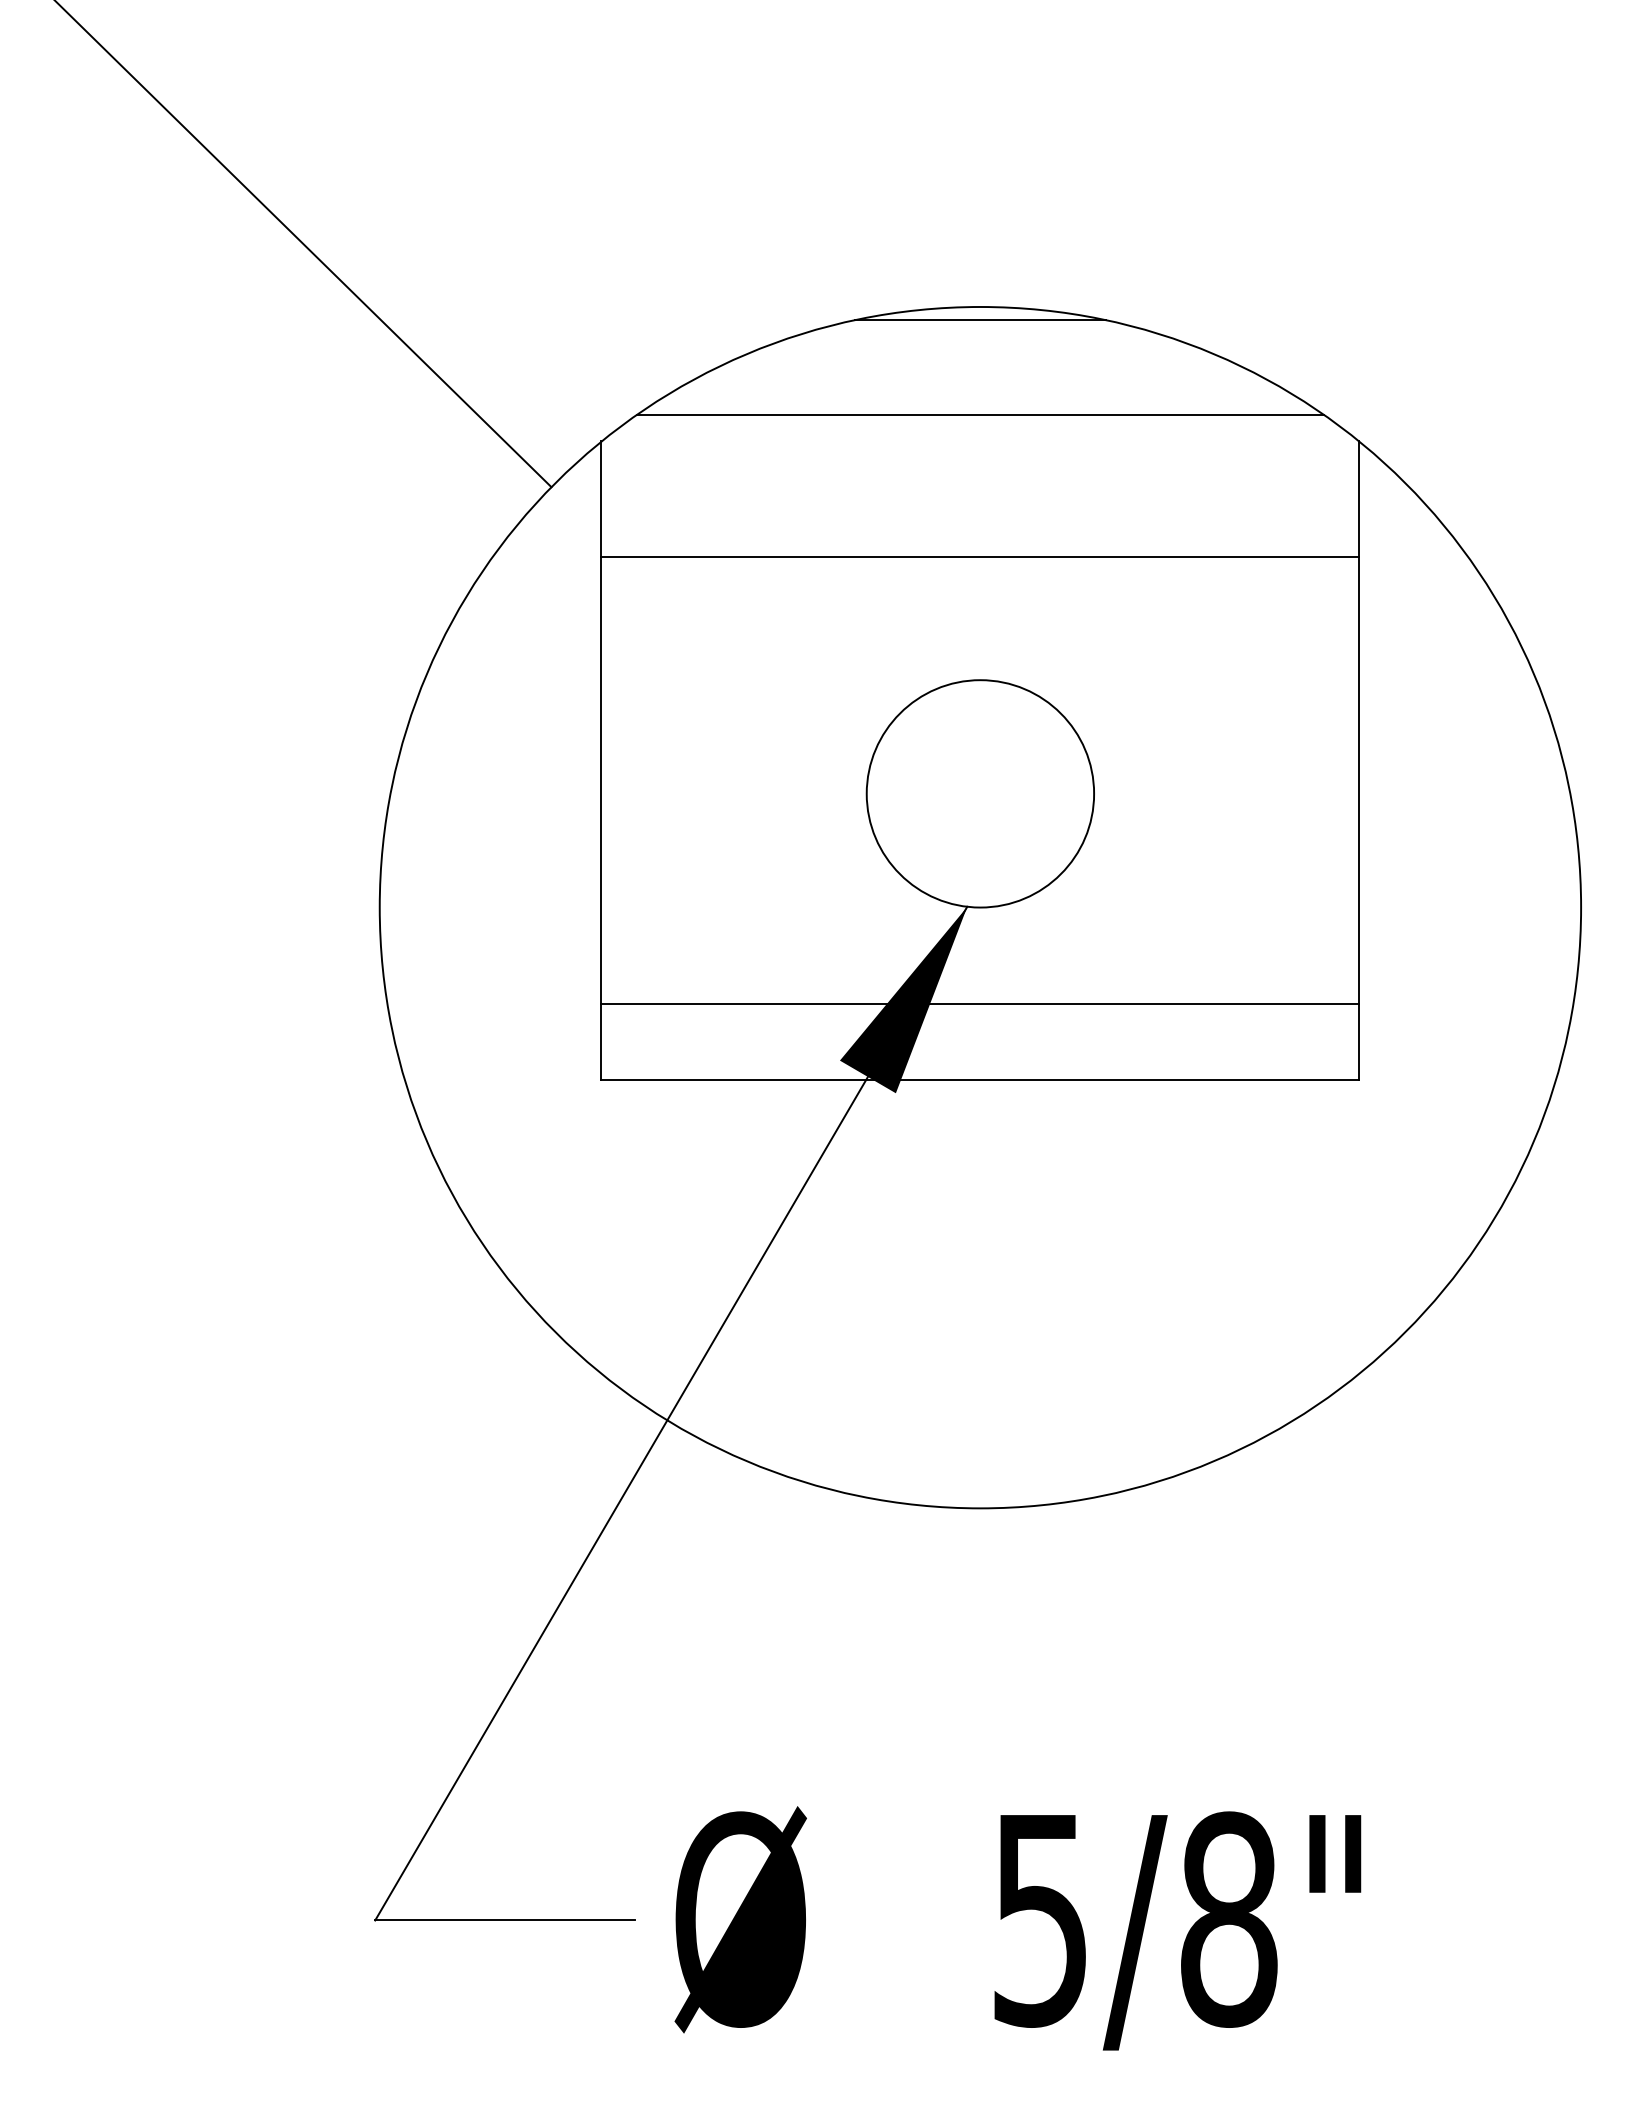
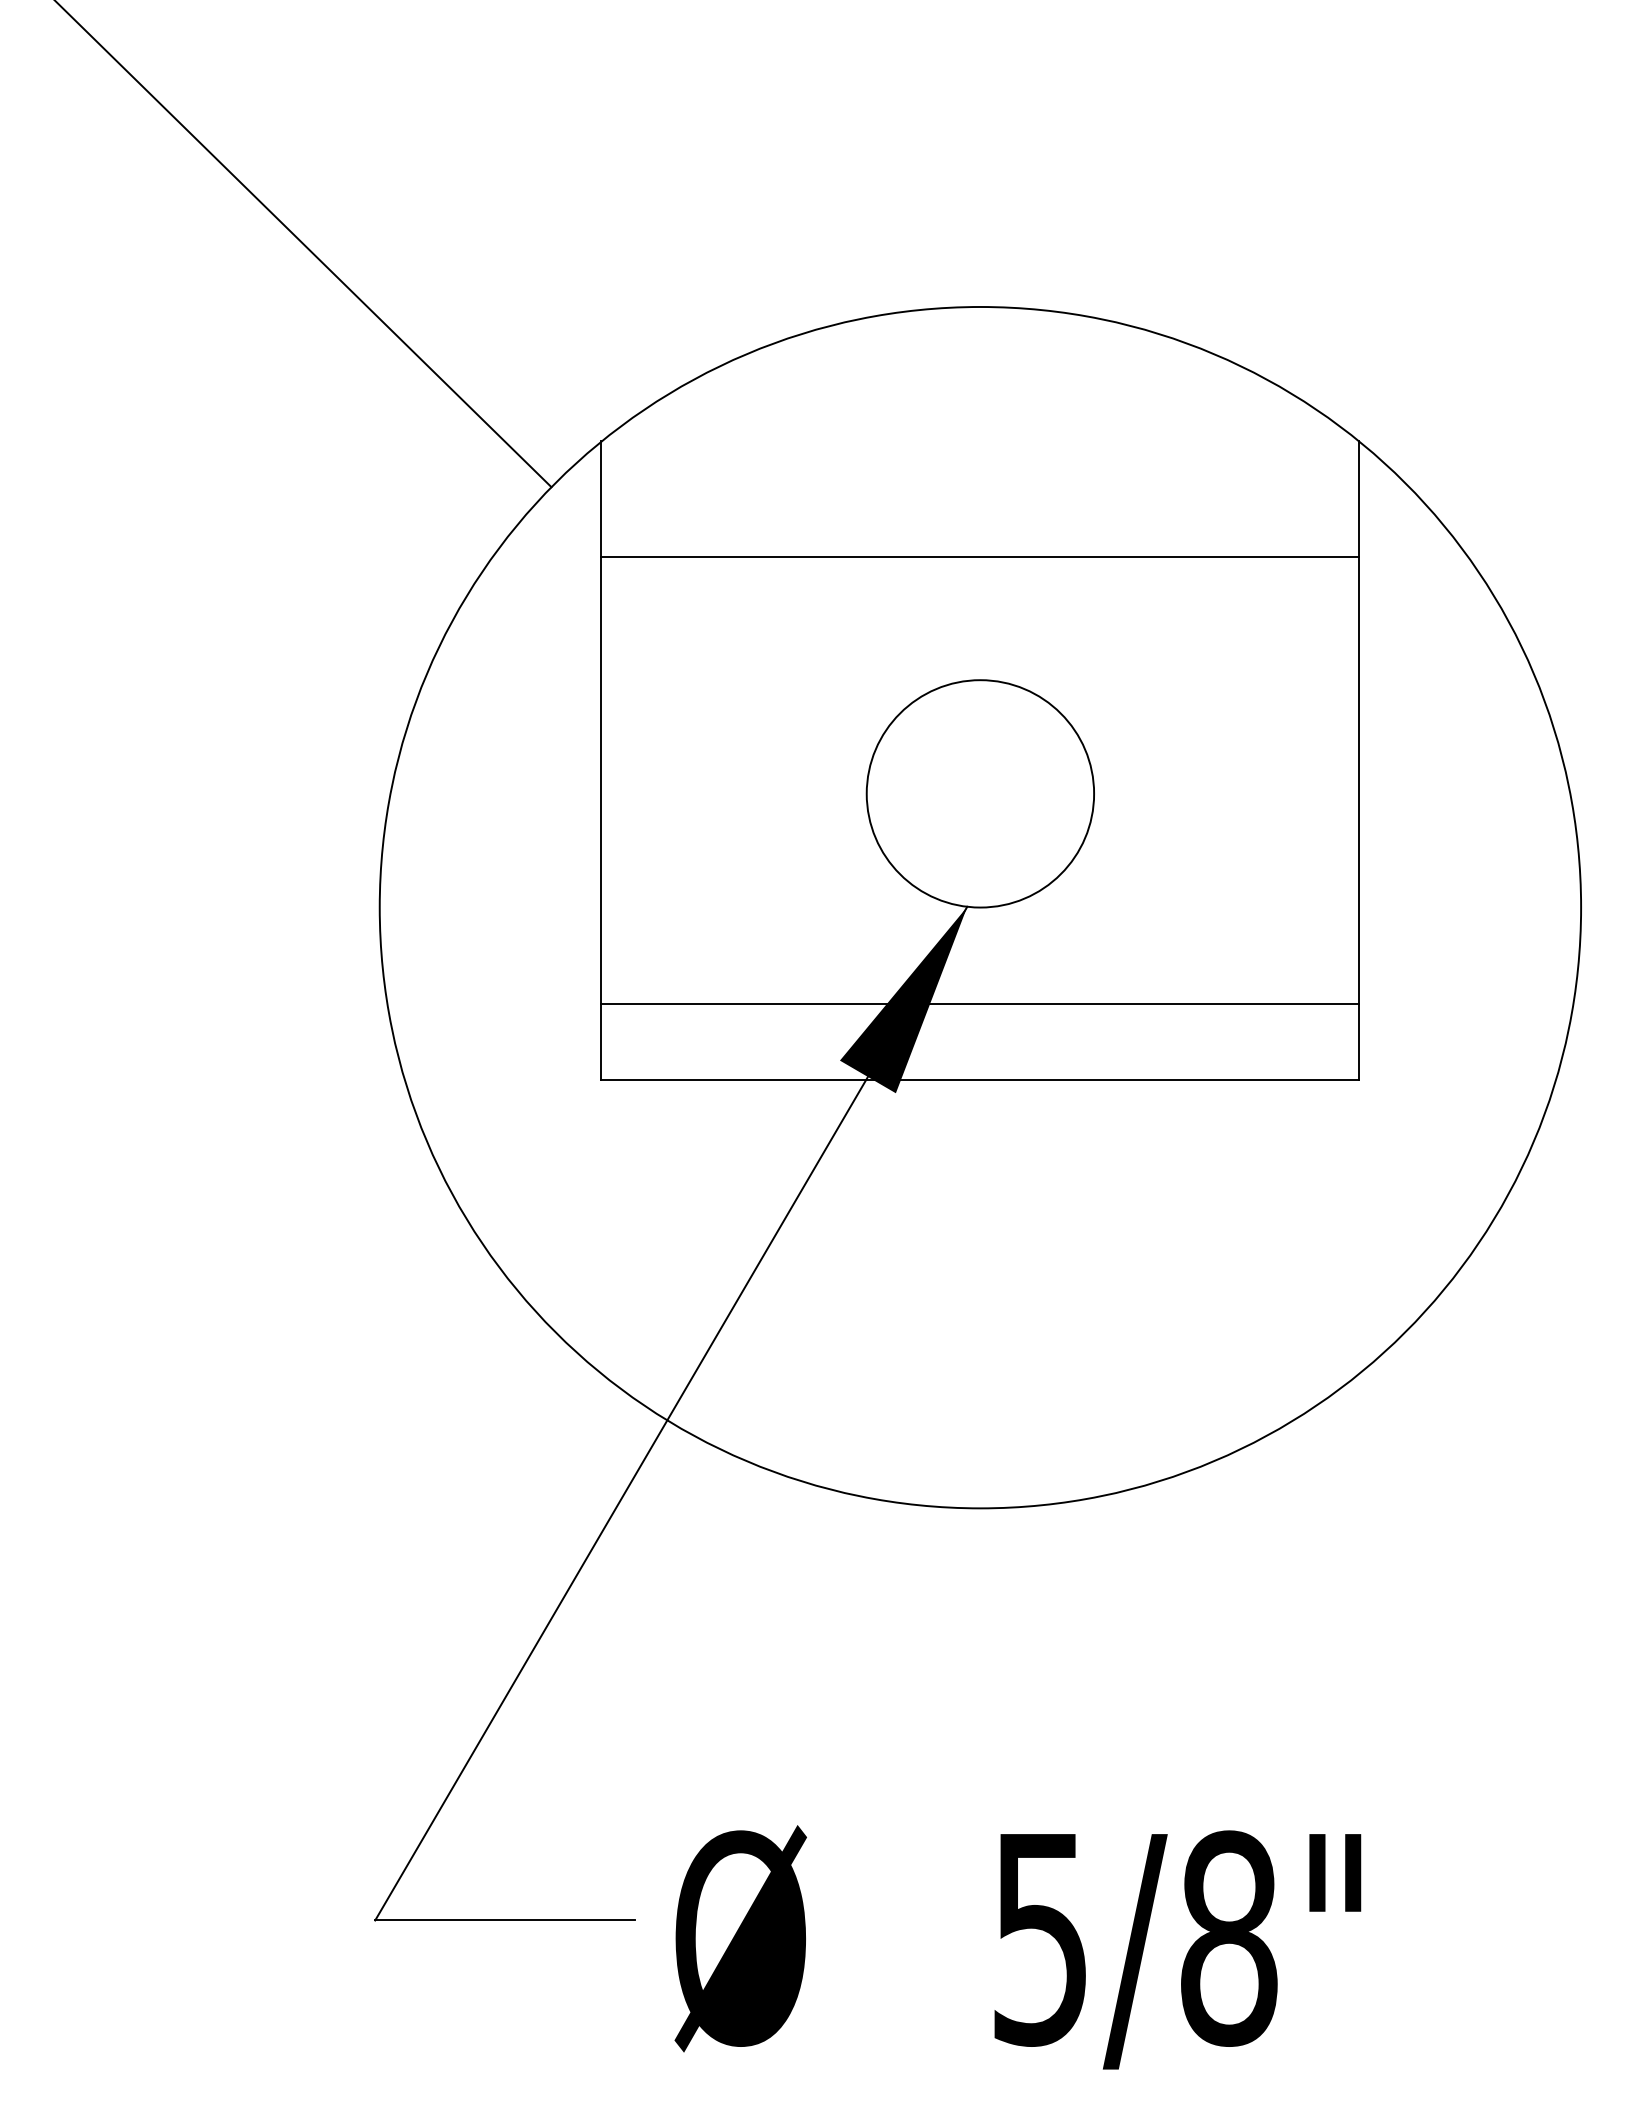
line: present -> none (980, 320)
line: present -> none (980, 414)
text position: (1017, 1928) -> (1017, 1947) (1017, 1947)
